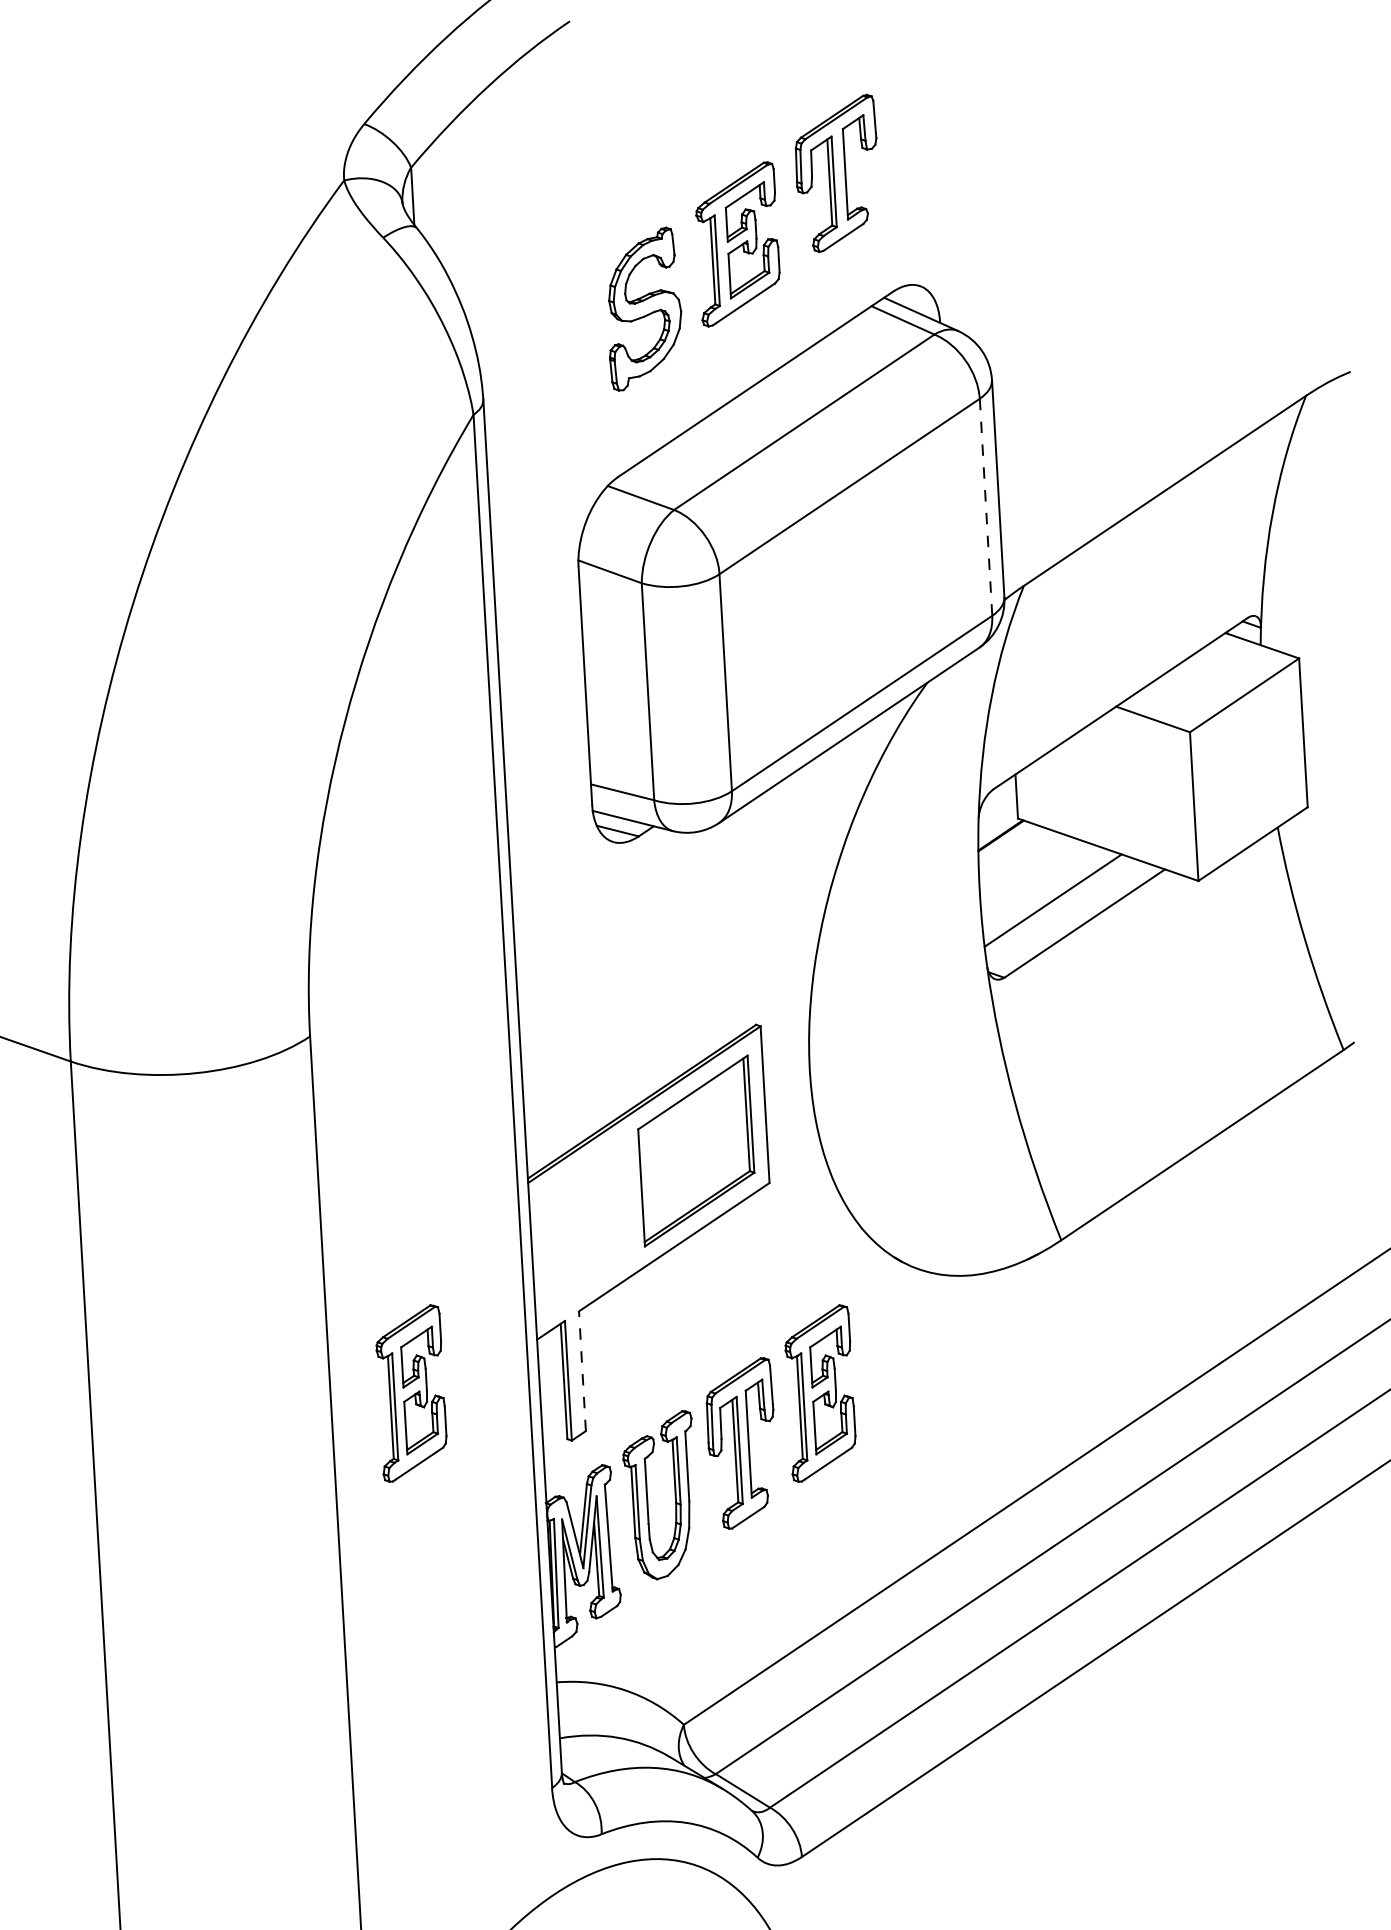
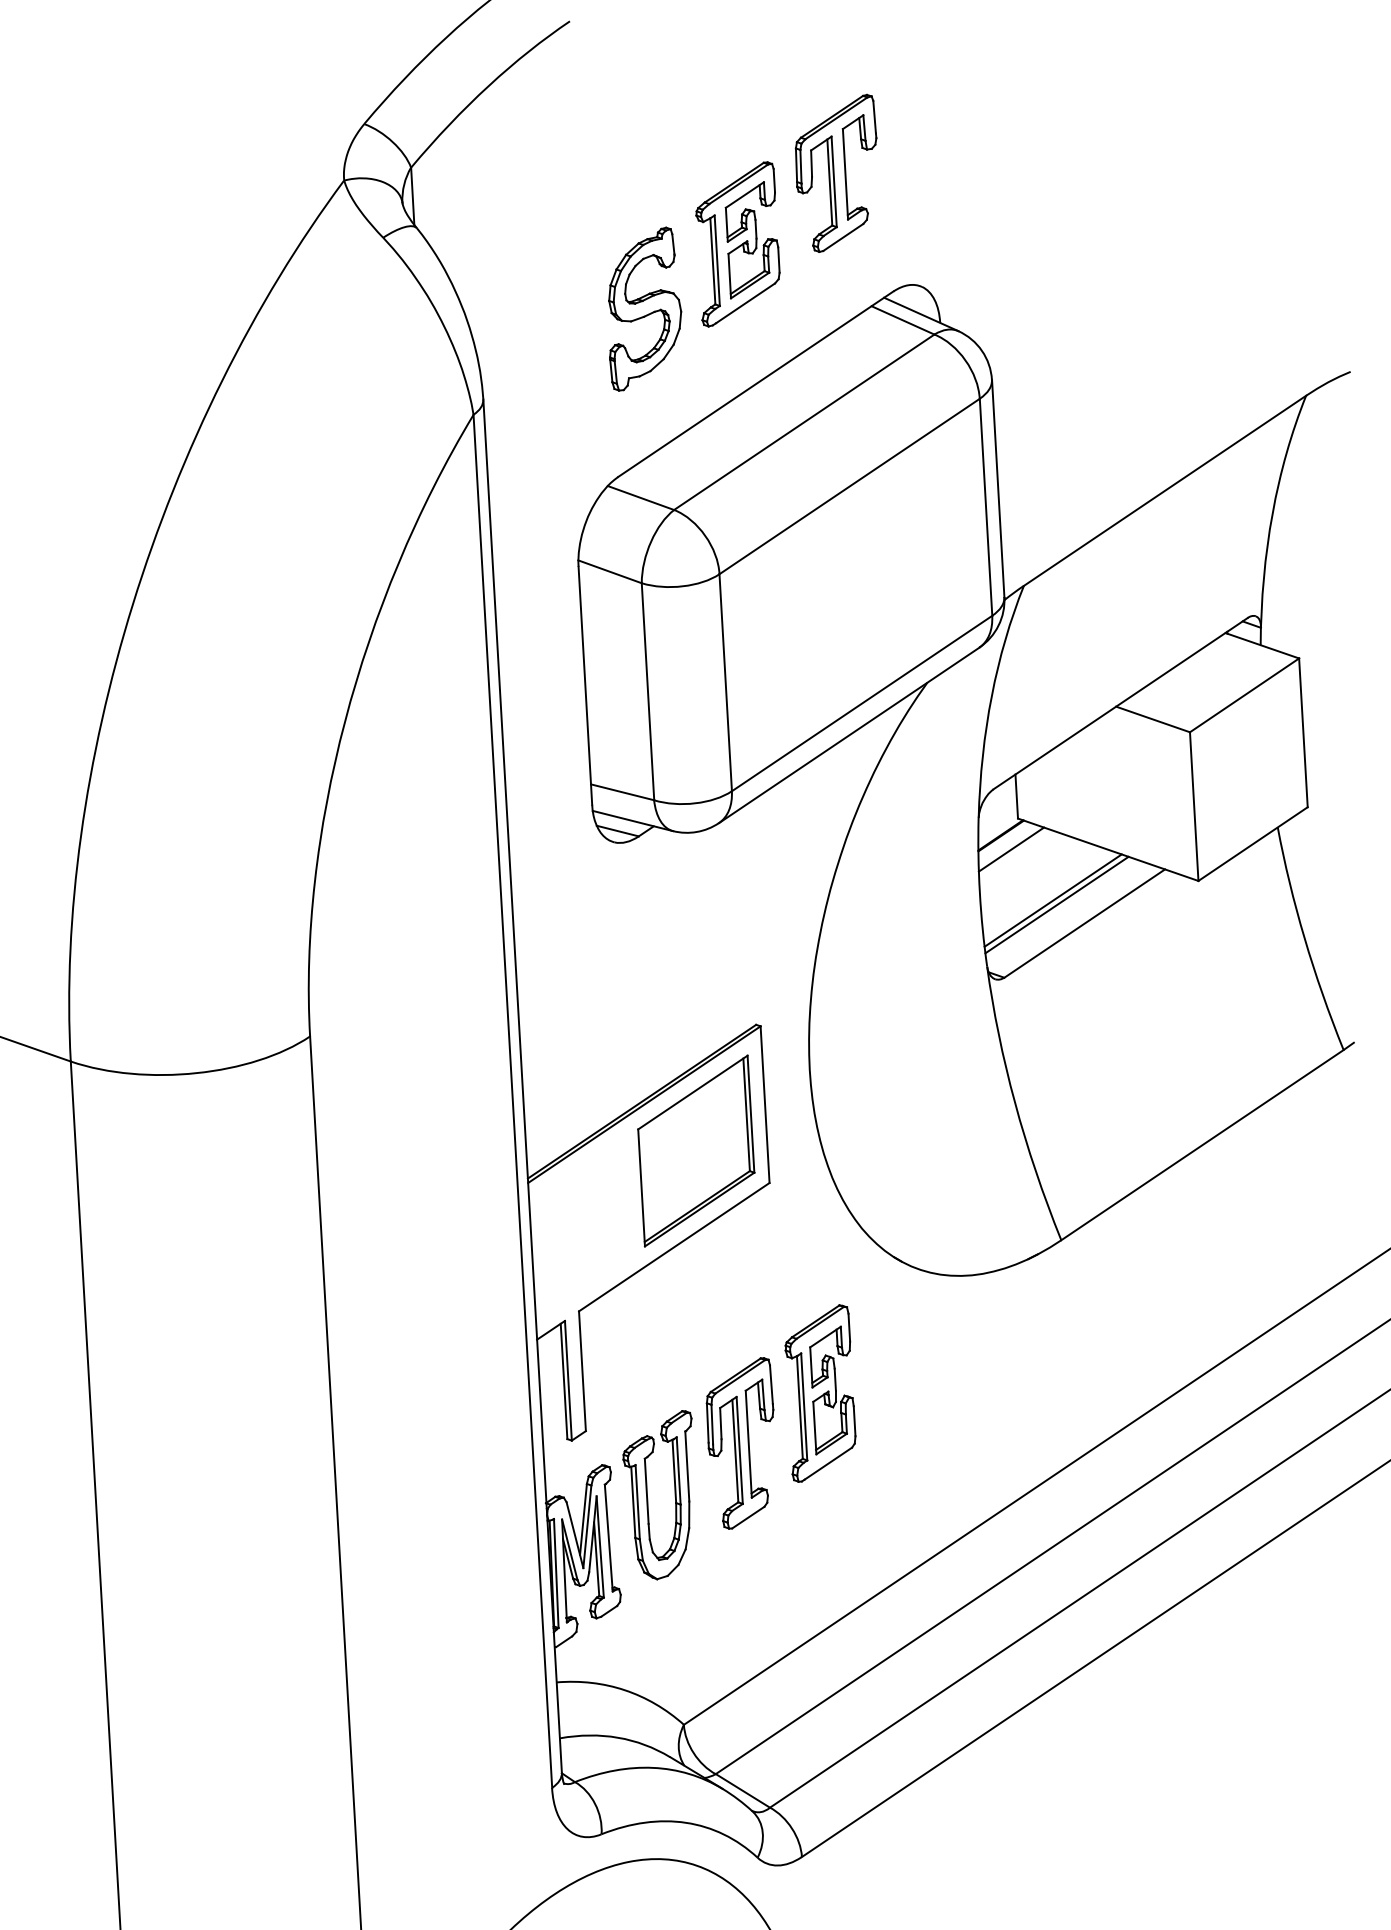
line: dashed -> solid (986, 507)
line: none -> present (1011, 849)
line: none -> present (1056, 904)
line: dashed -> solid (582, 1371)
part: present -> none (411, 1393)
